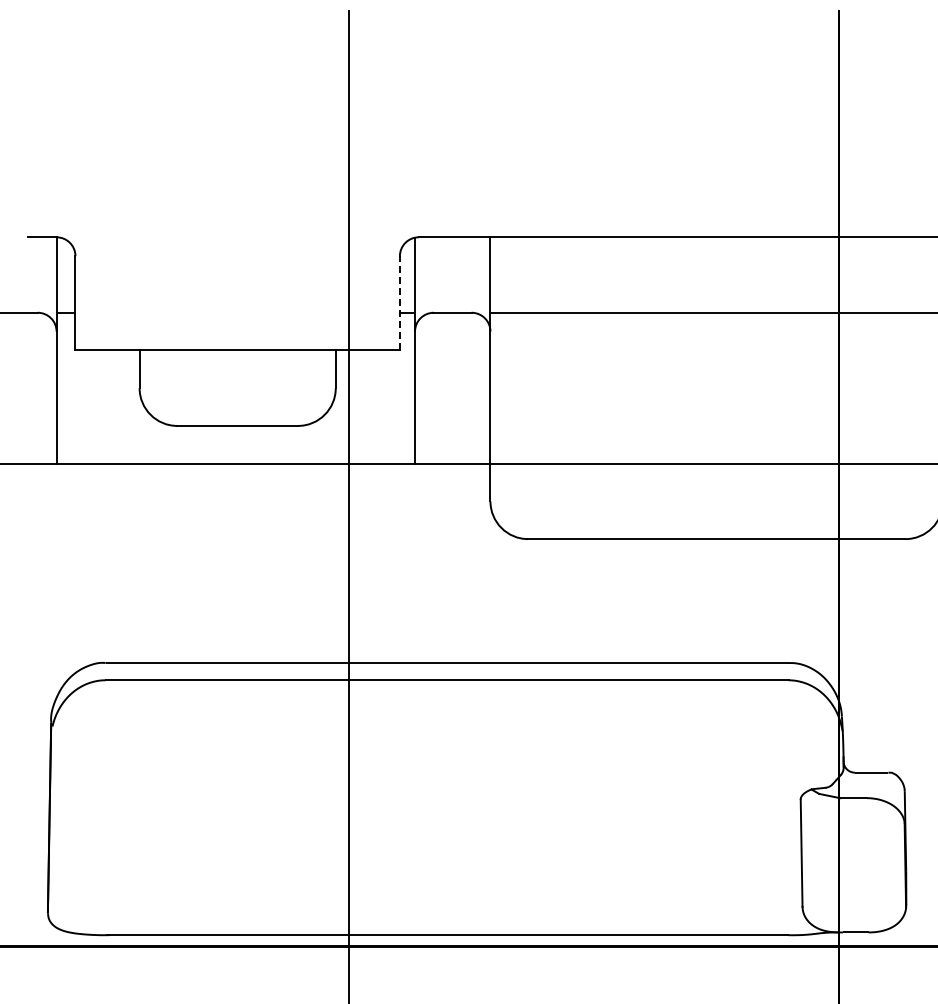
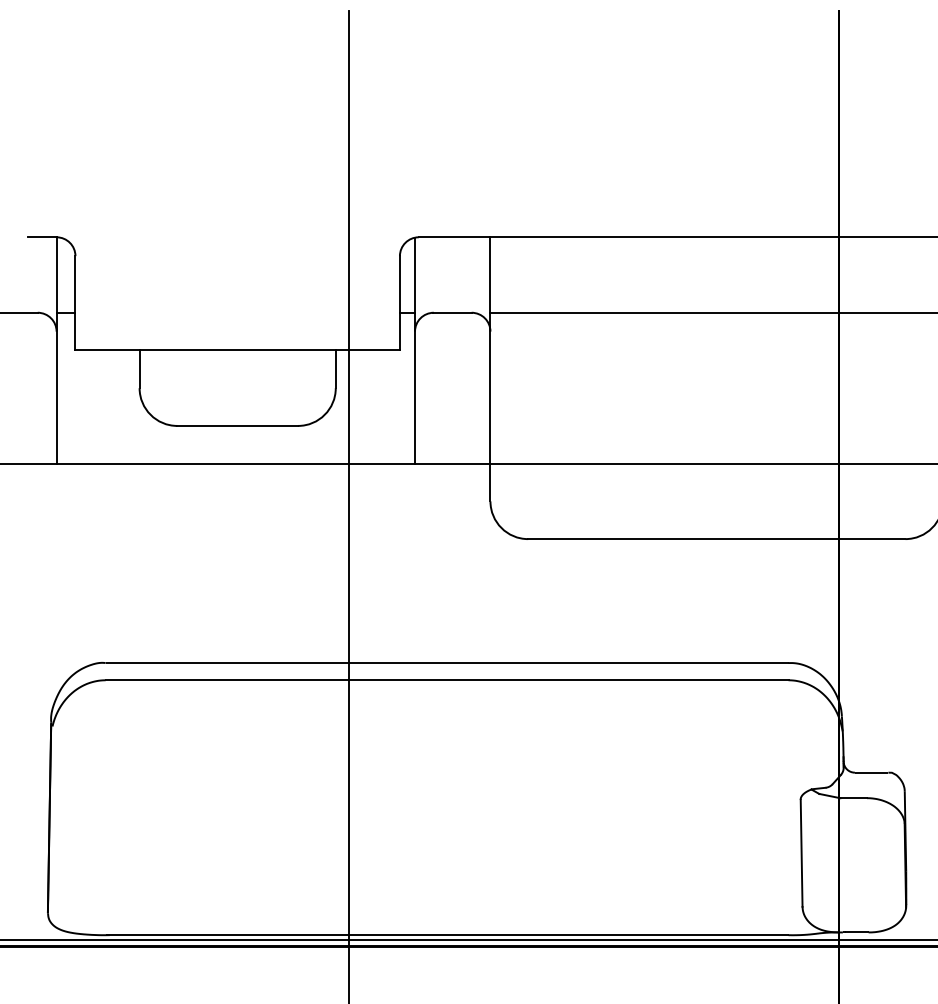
line: dashed -> solid (399, 302)
line: none -> present (468, 940)
